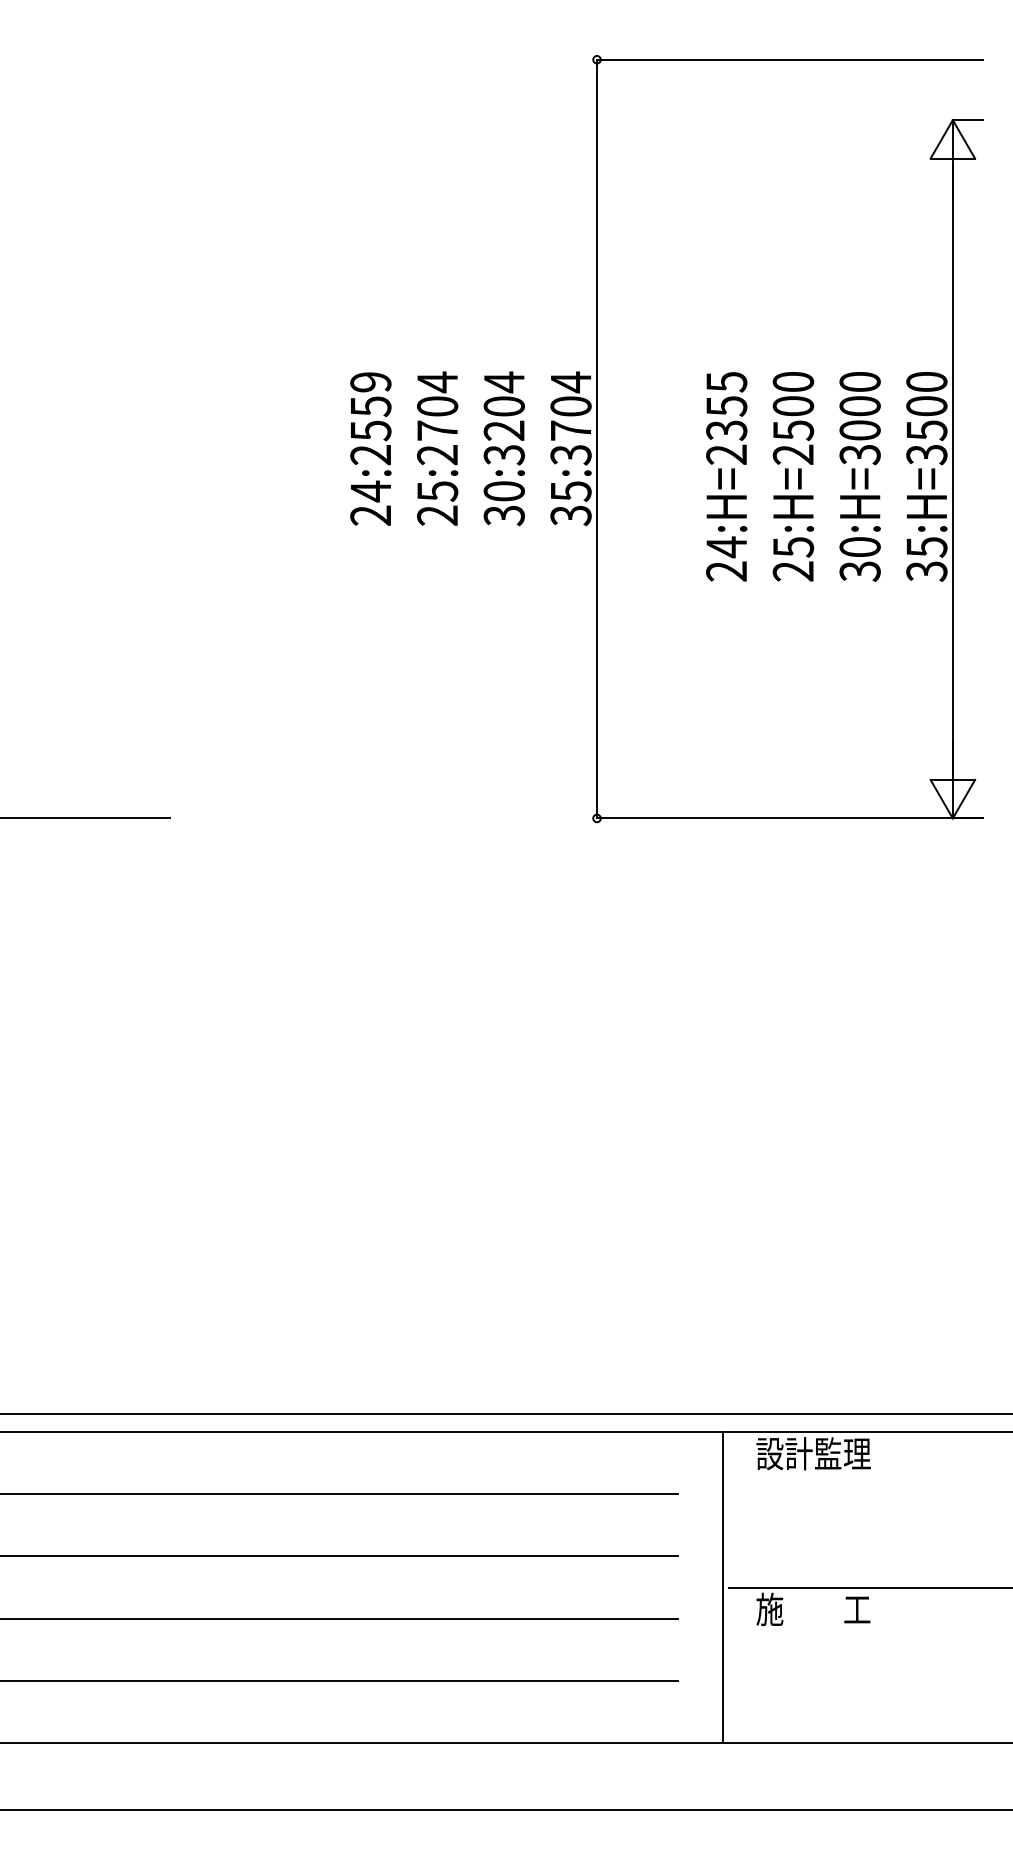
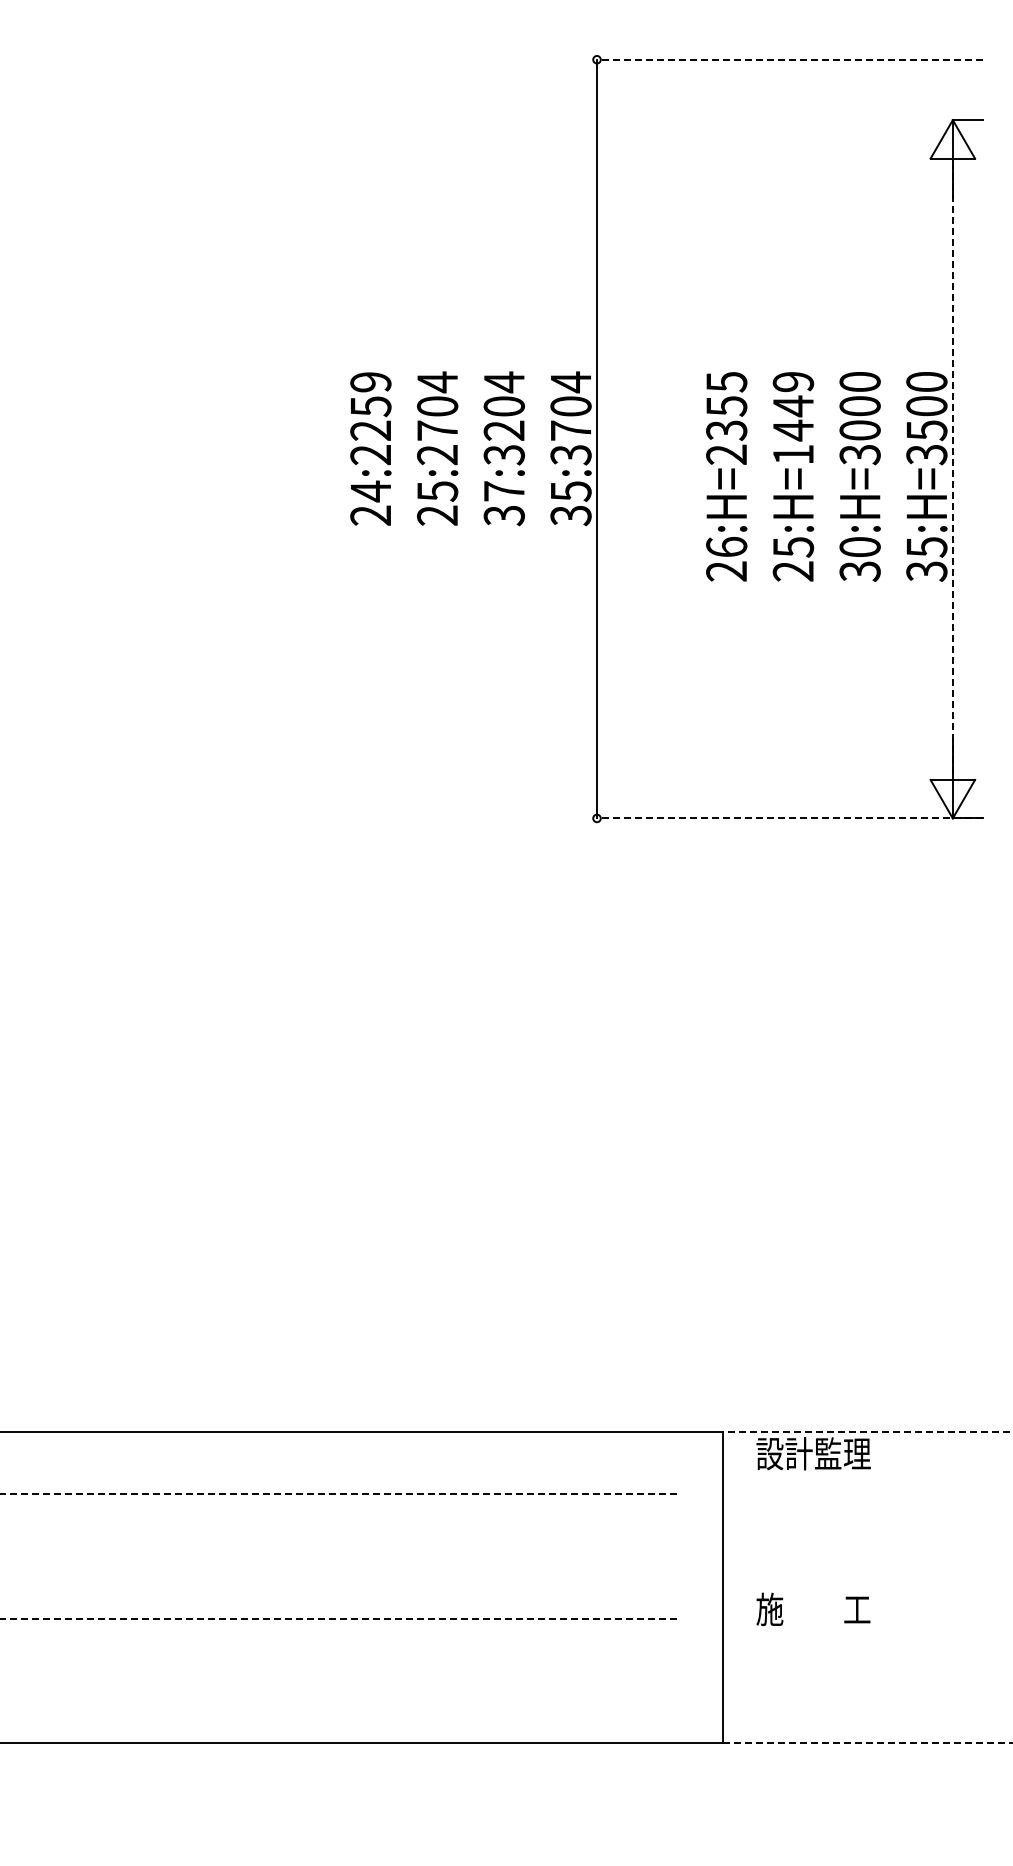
line: solid -> dashed (789, 59)
text: 25:H=2500 -> 25:H=1449 (793, 418)
text: 24:2559 -> 24:2259 (370, 430)
line: solid -> dashed (952, 469)
text: 30:3204 -> 37:3204 (503, 491)
text: 24:H=2355 -> 26:H=2355 (726, 547)
line: present -> none (85, 818)
line: solid -> dashed (789, 818)
line: present -> none (505, 1414)
line: solid -> dashed (867, 1431)
line: solid -> dashed (339, 1494)
line: present -> none (340, 1556)
line: present -> none (869, 1587)
line: solid -> dashed (339, 1618)
line: present -> none (340, 1681)
line: solid -> dashed (867, 1743)
line: present -> none (505, 1810)
